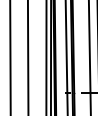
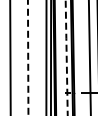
line: solid -> dashed (66, 57)
line: solid -> dashed (28, 58)
